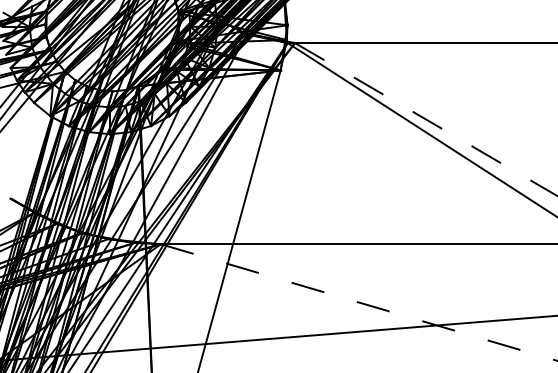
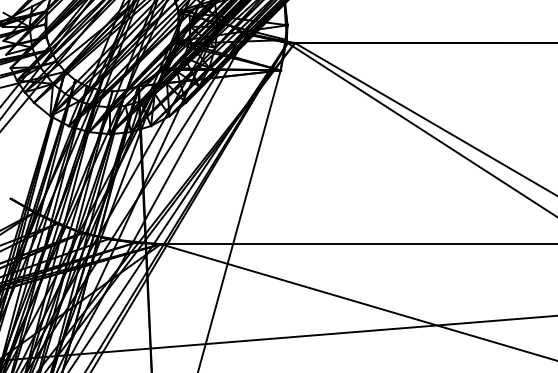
line: dashed -> solid (426, 119)
line: dashed -> solid (359, 302)
